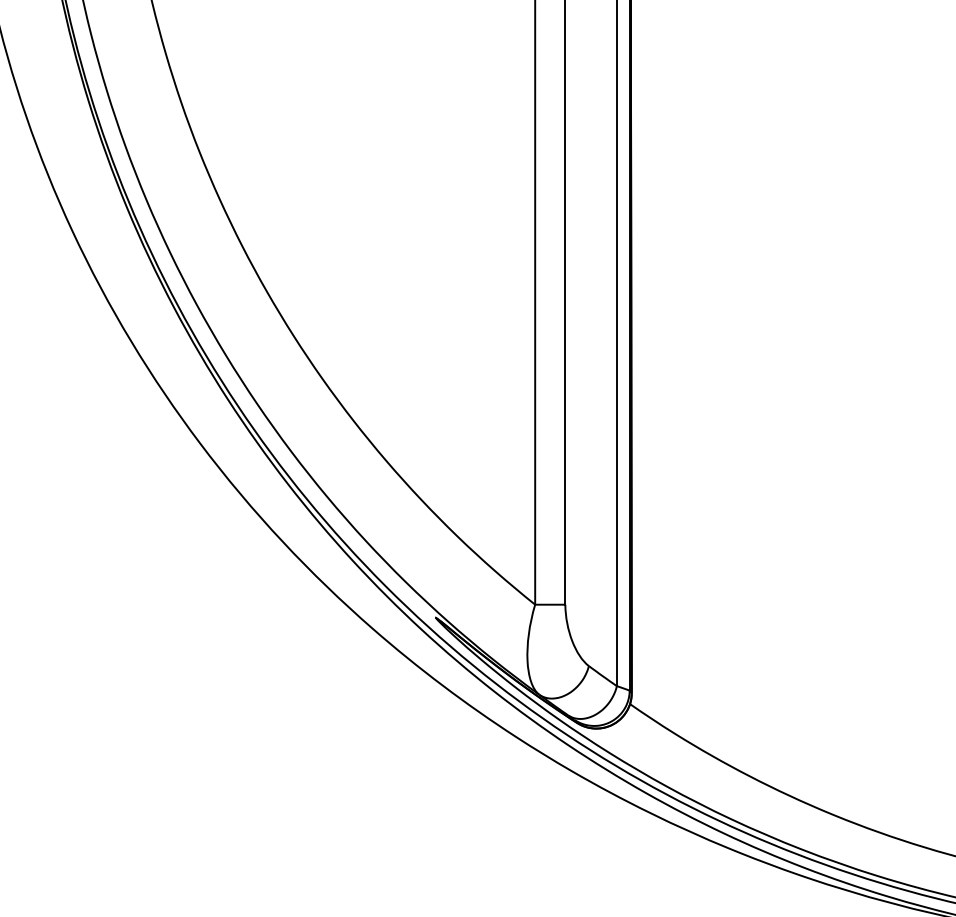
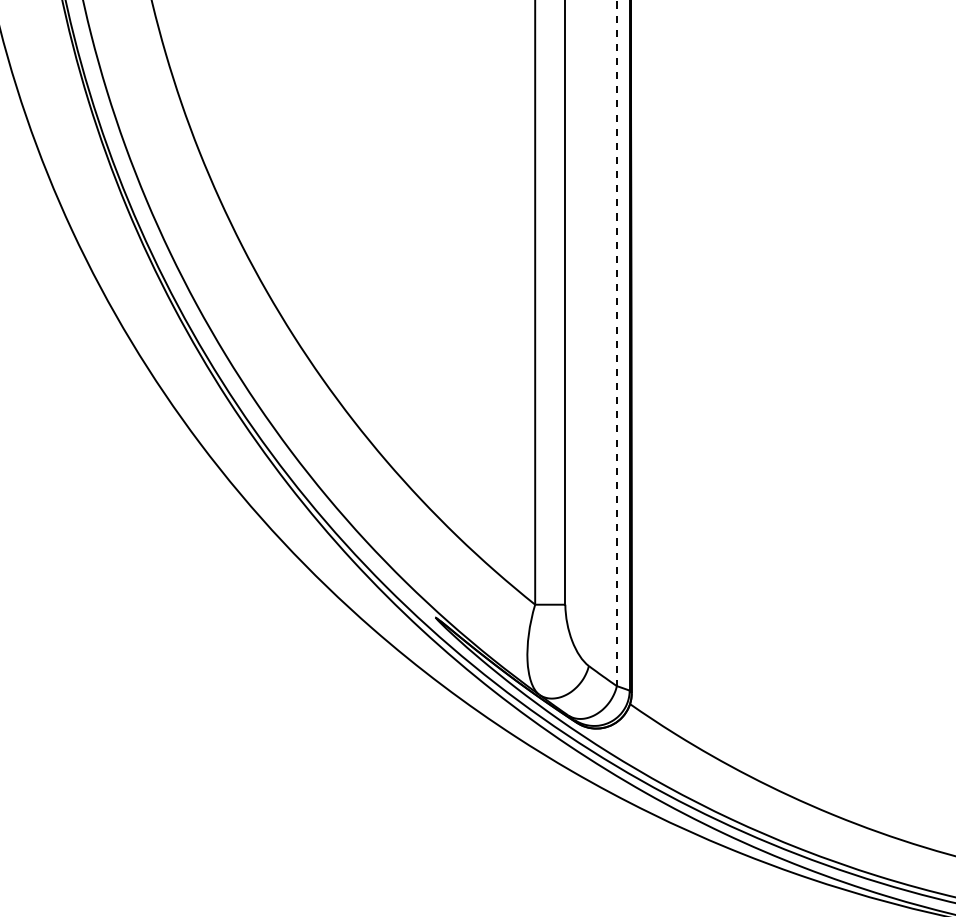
line: solid -> dashed (616, 343)
